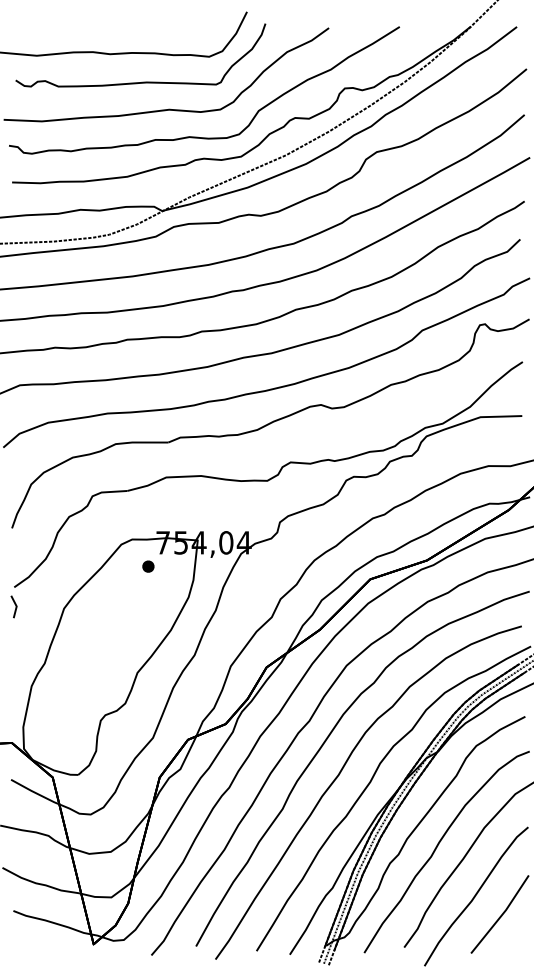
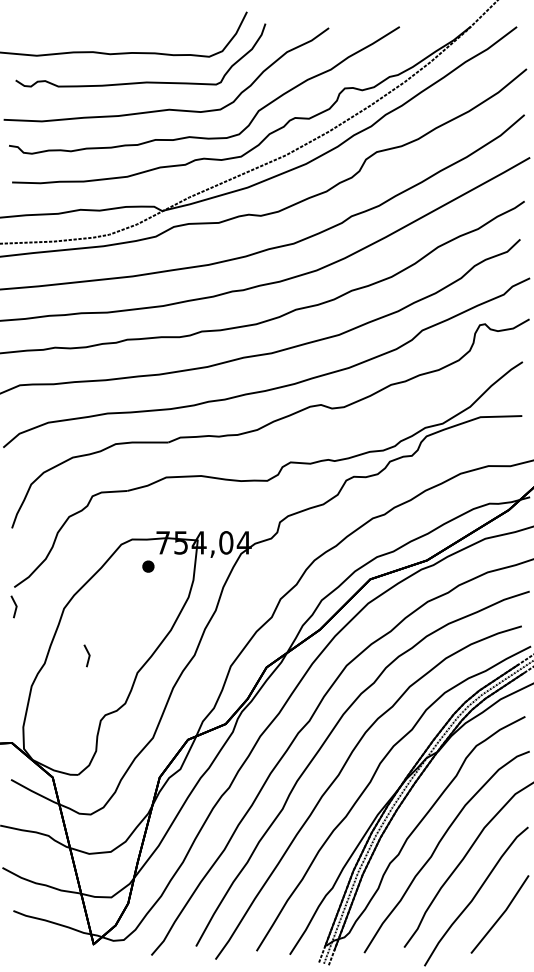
line: none -> present (88, 655)
